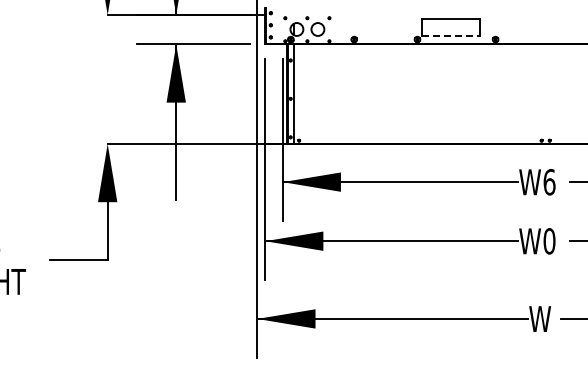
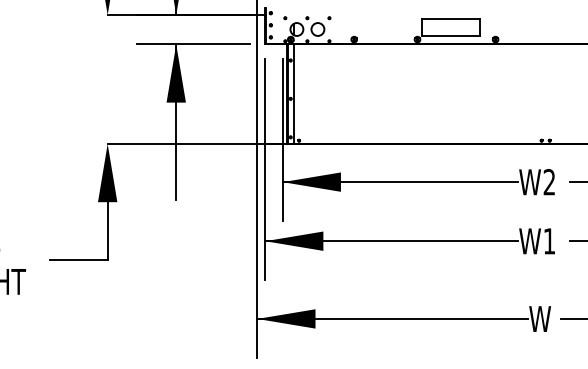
line: dashed -> solid (451, 36)
text: W6 -> W2 (549, 182)
text: W0 -> W1 (549, 241)
